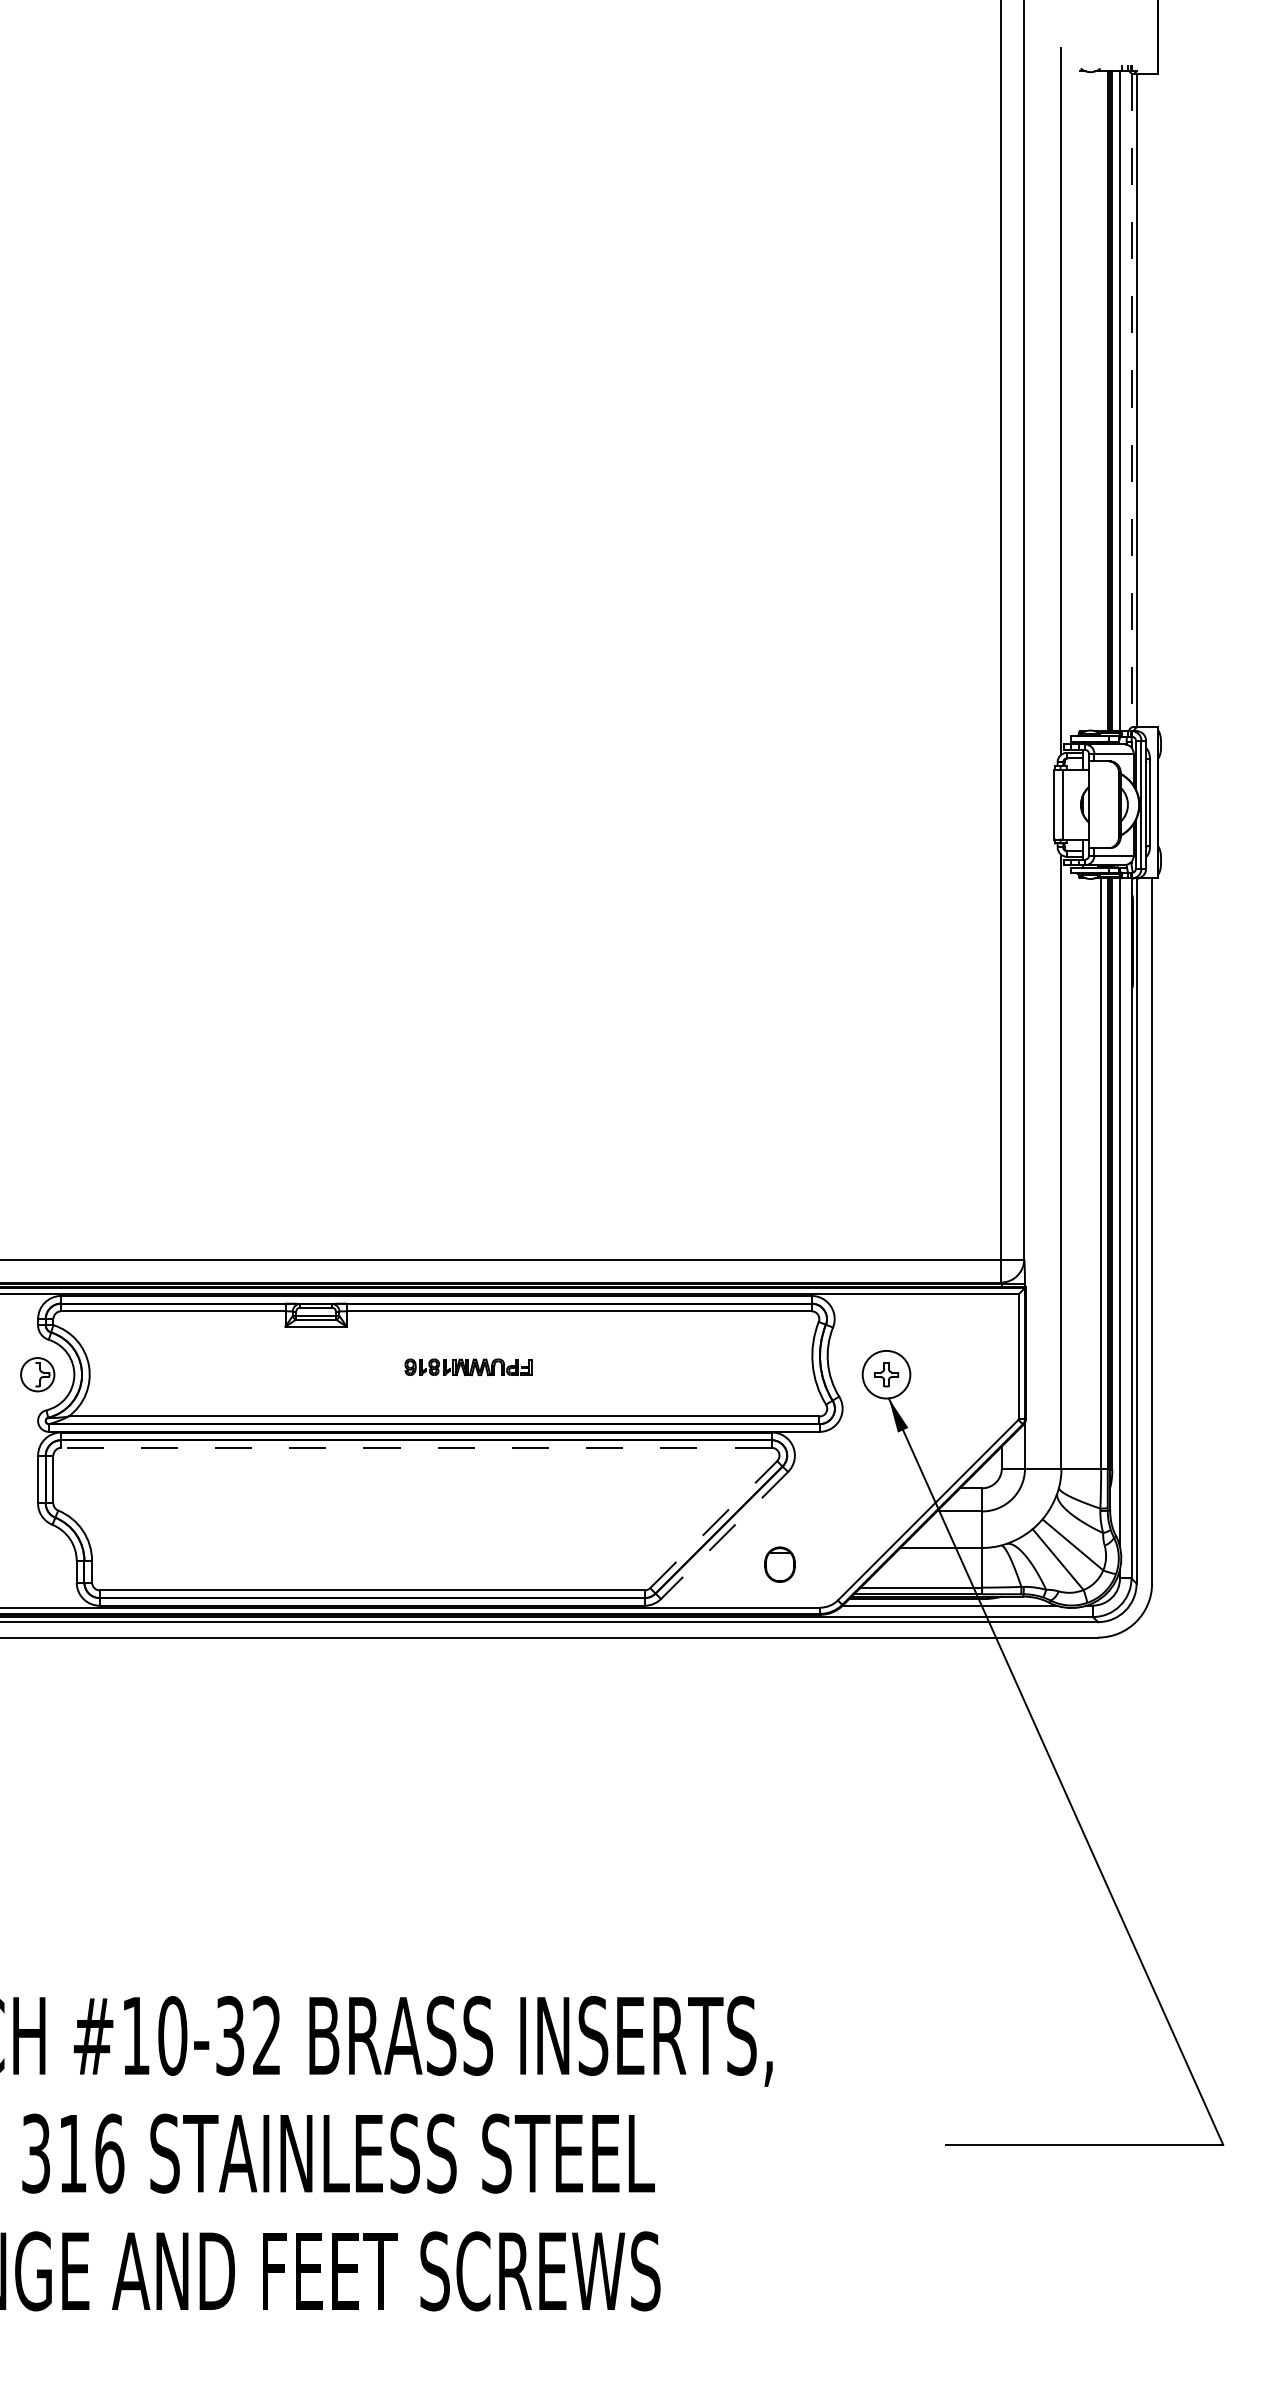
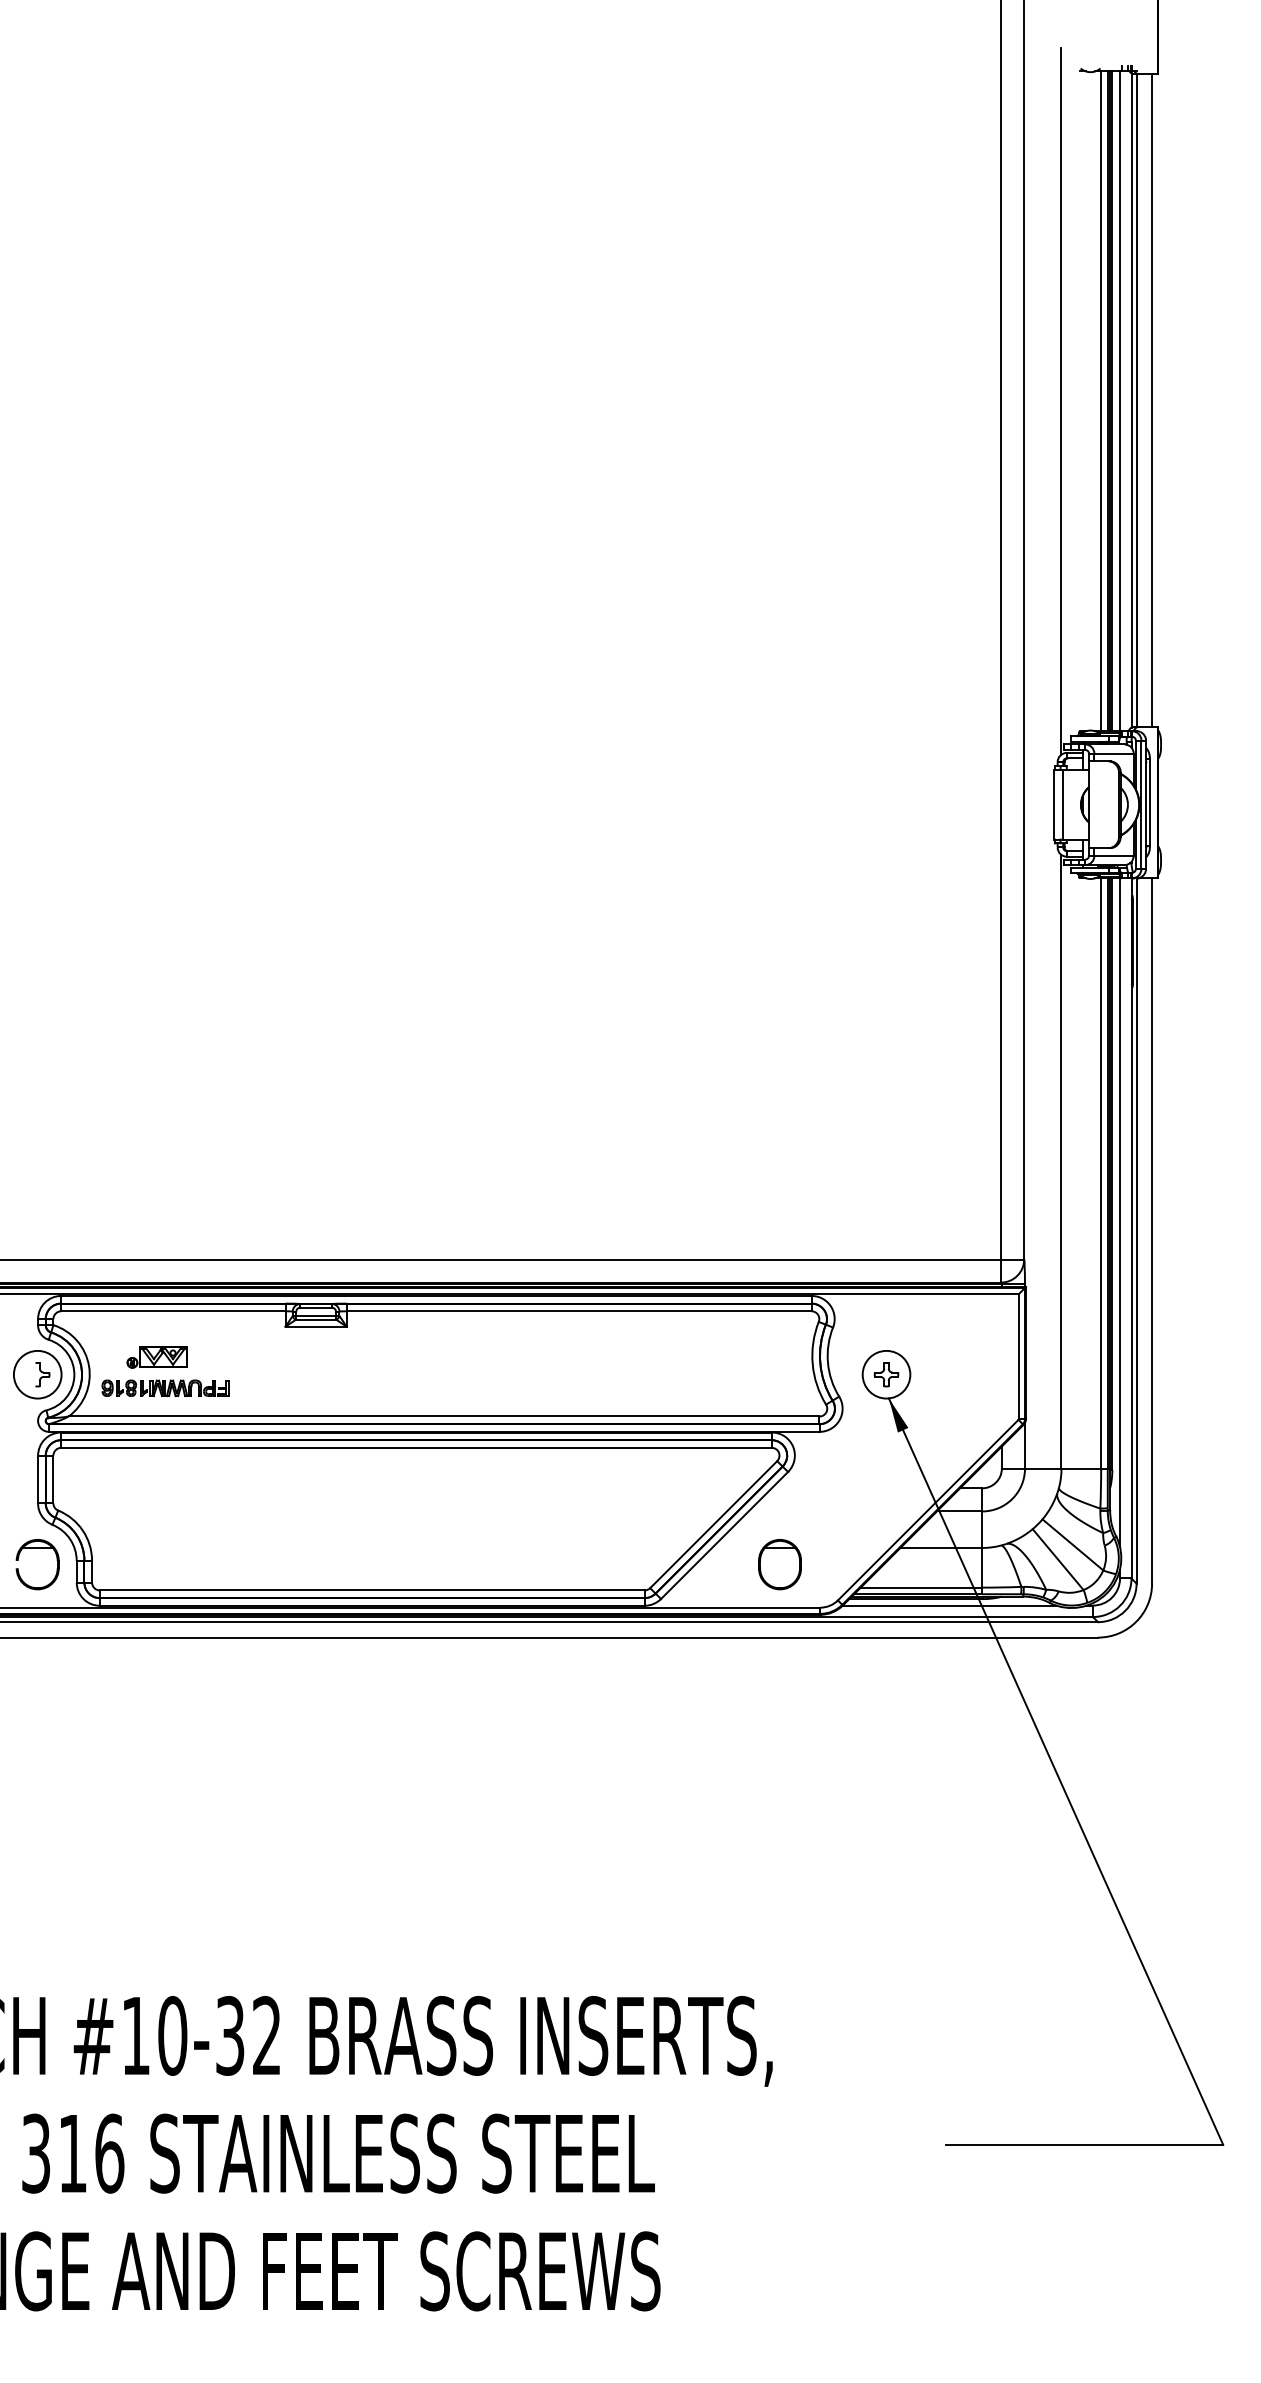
line: none -> present (1152, 400)
line: none -> present (1101, 401)
line: dashed -> solid (1131, 401)
part: none -> present (156, 1357)
part position: (468, 1367) -> (165, 1388) (165, 1388)
circle diameter: 33 px -> 48 px (37, 1374)
line: dashed -> solid (415, 1447)
line: dashed -> solid (713, 1524)
line: dashed -> solid (724, 1535)
part: none -> present (37, 1548)
part size: 32x37 px -> 44x52 px (779, 1564)
